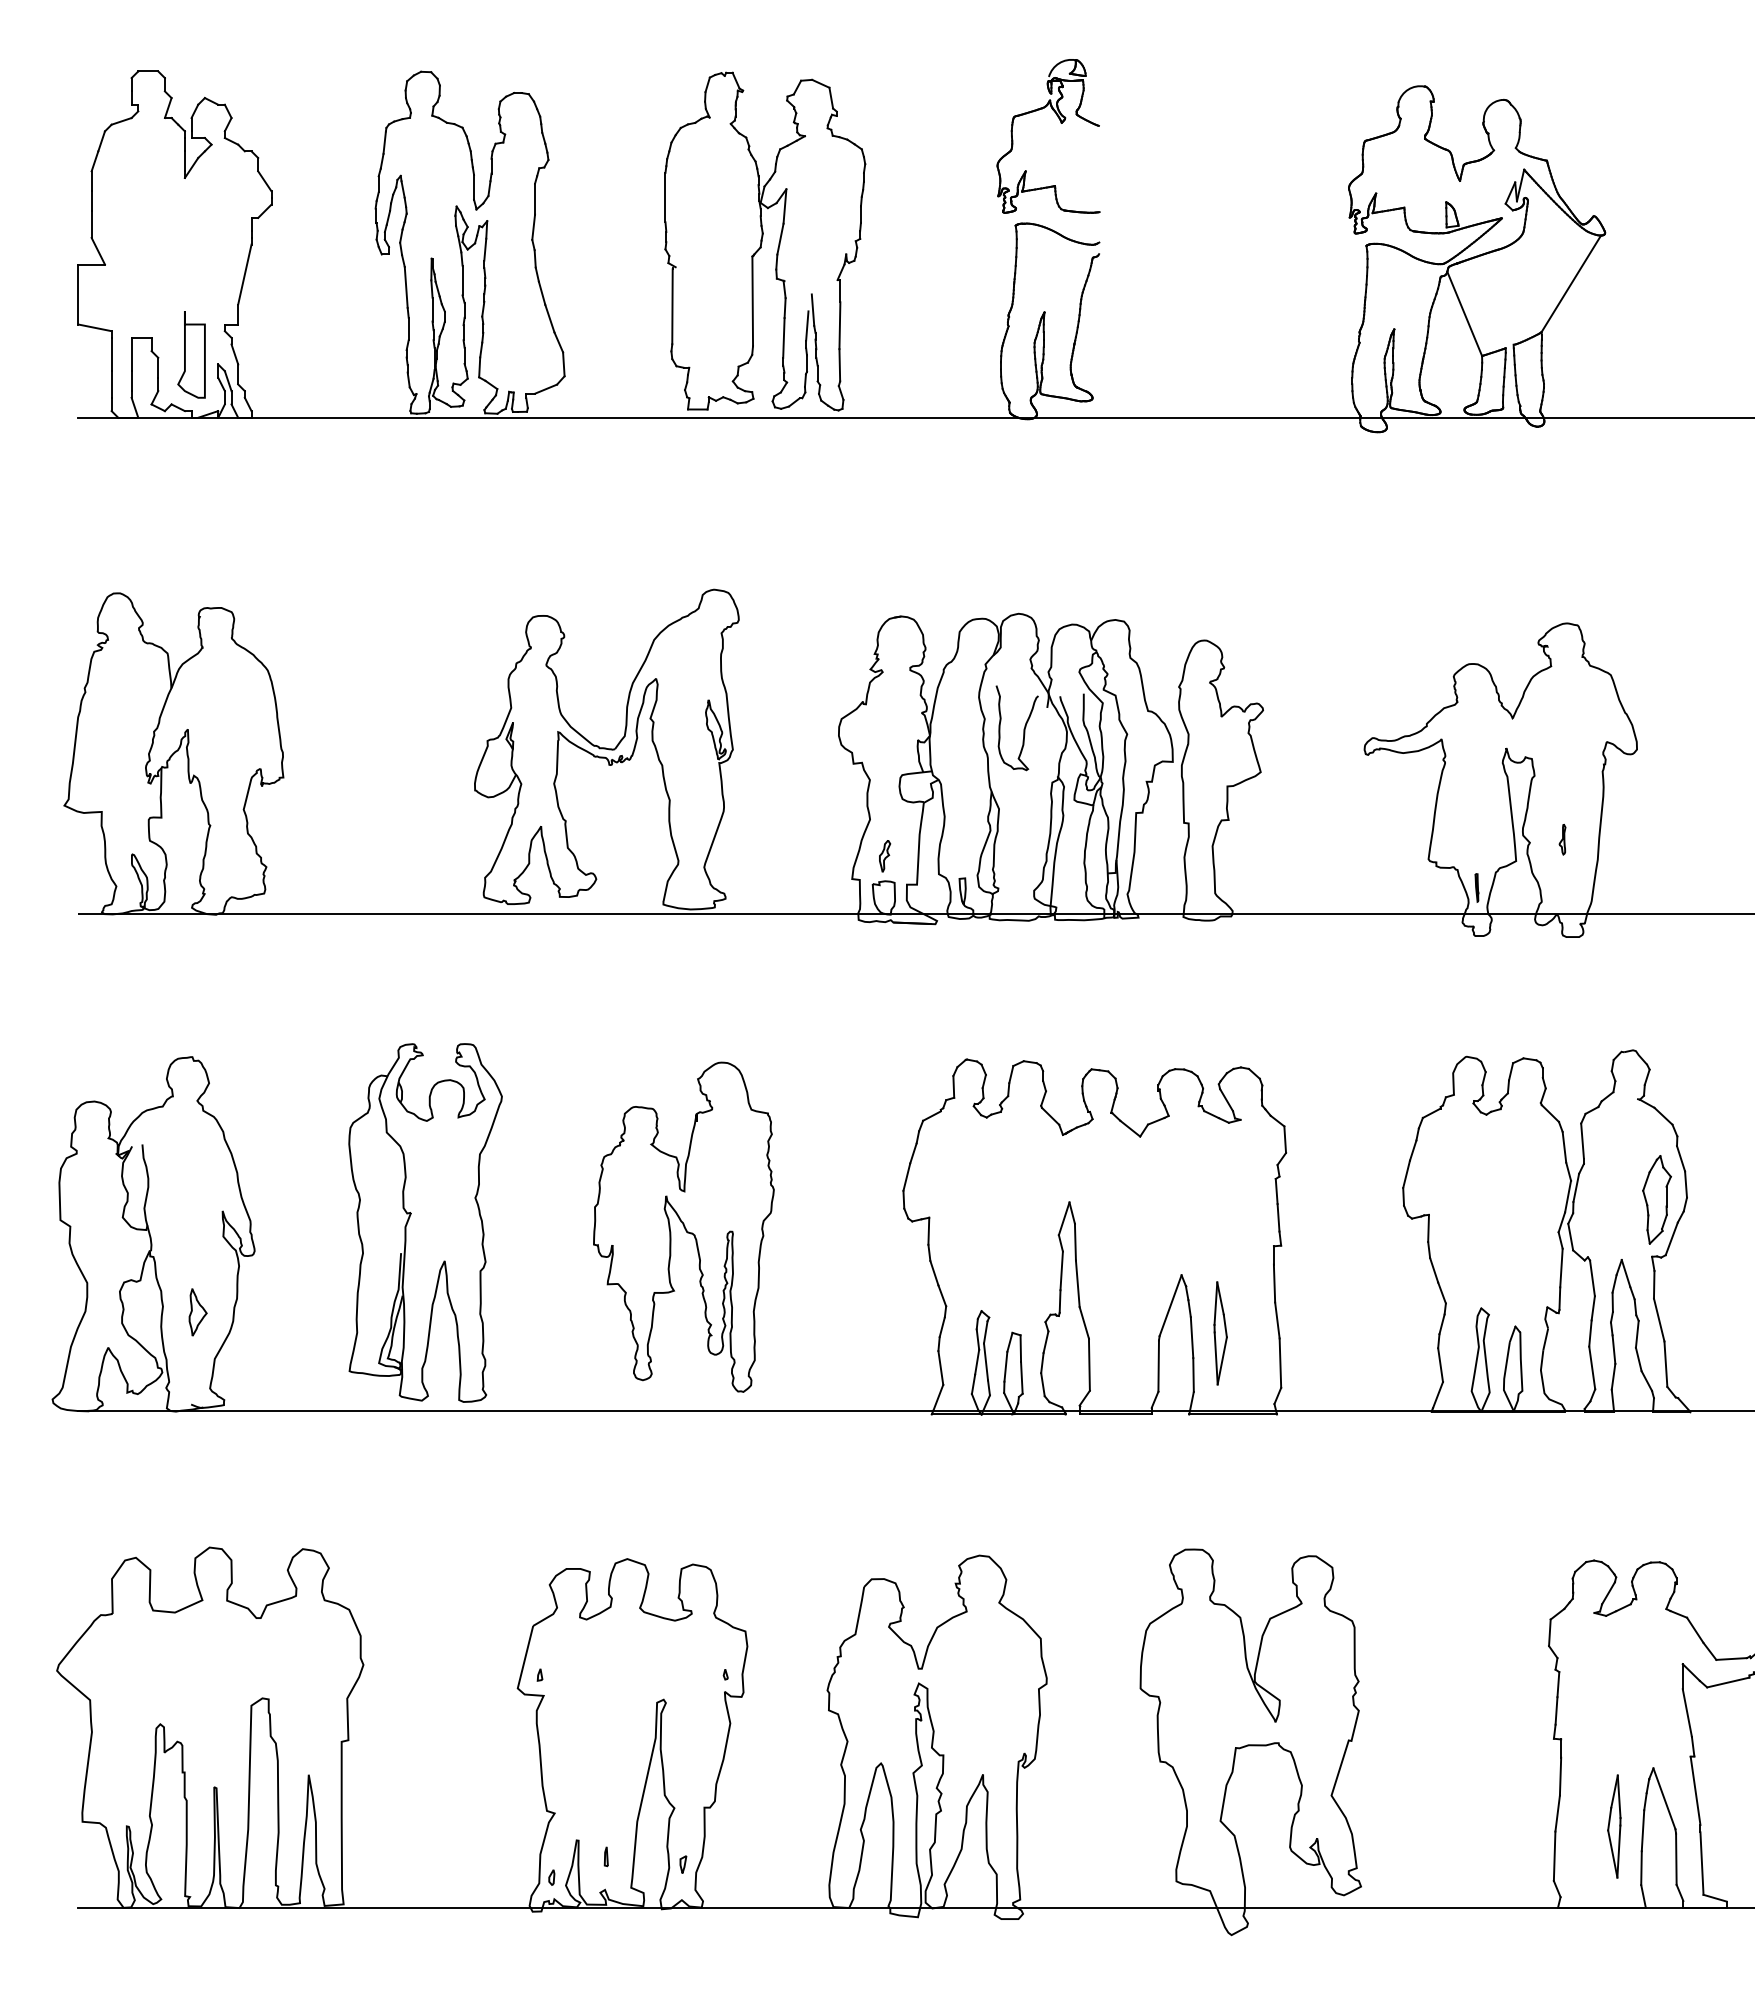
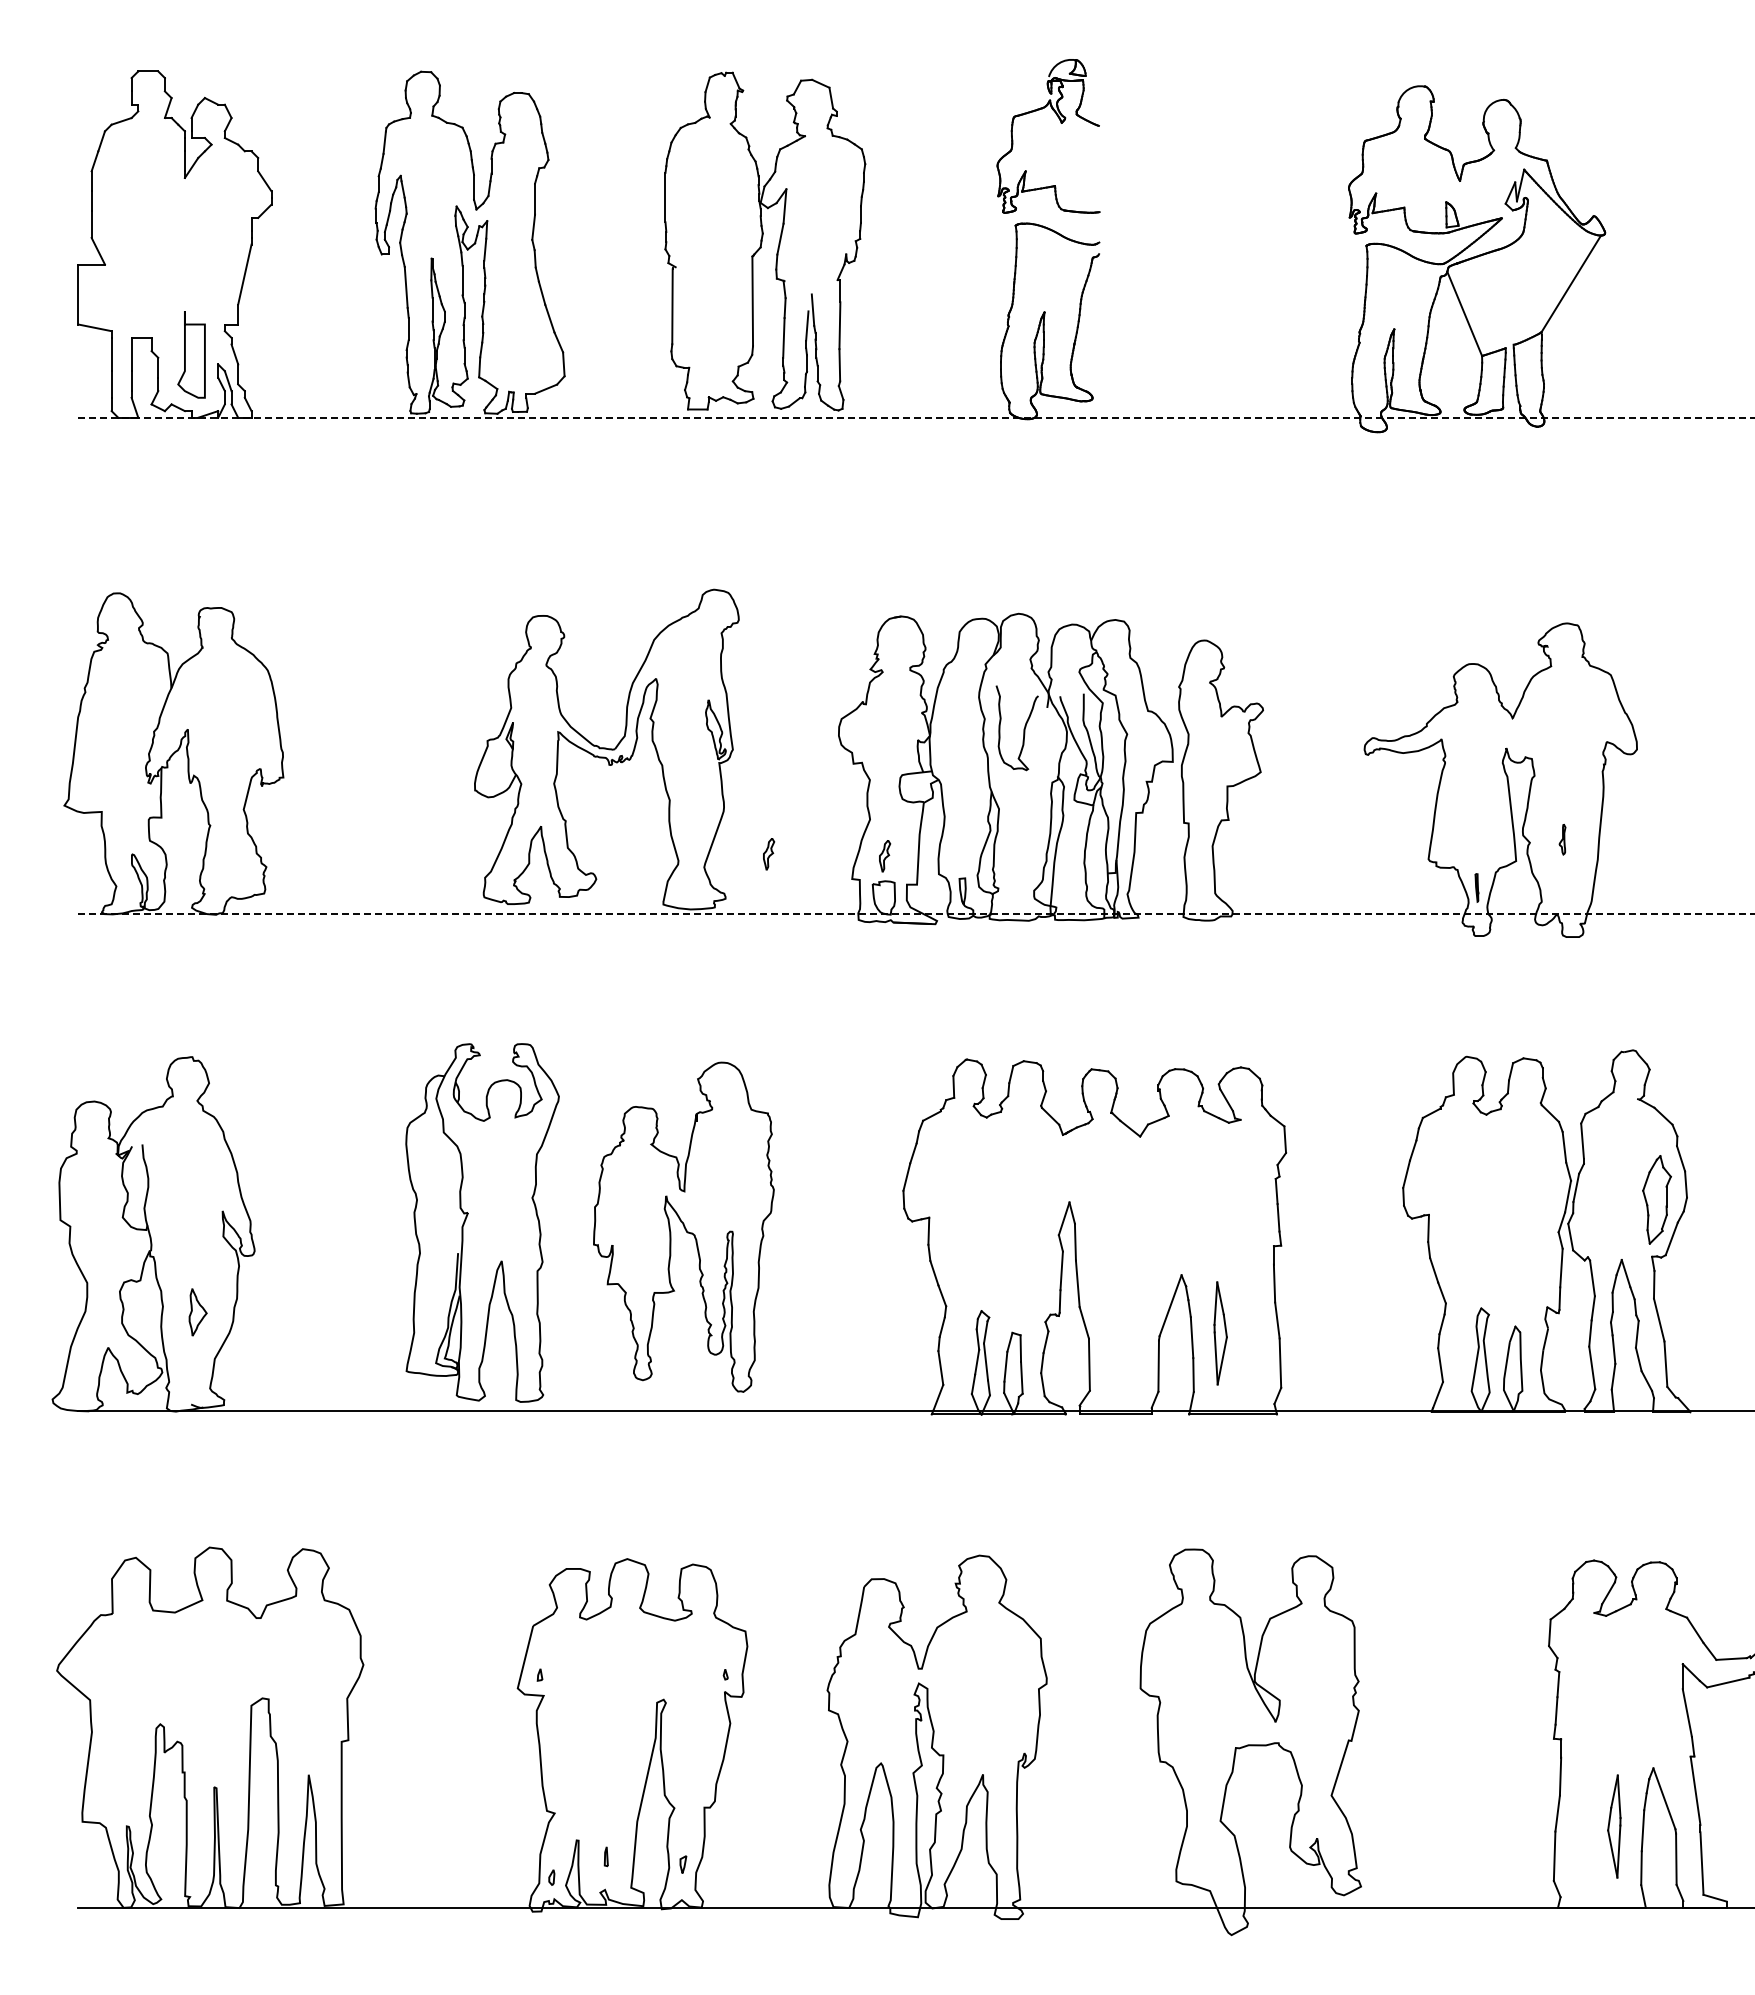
line: solid -> dashed (916, 417)
part: none -> present (769, 854)
line: solid -> dashed (916, 914)
part position: (425, 1222) -> (482, 1222) (482, 1222)
